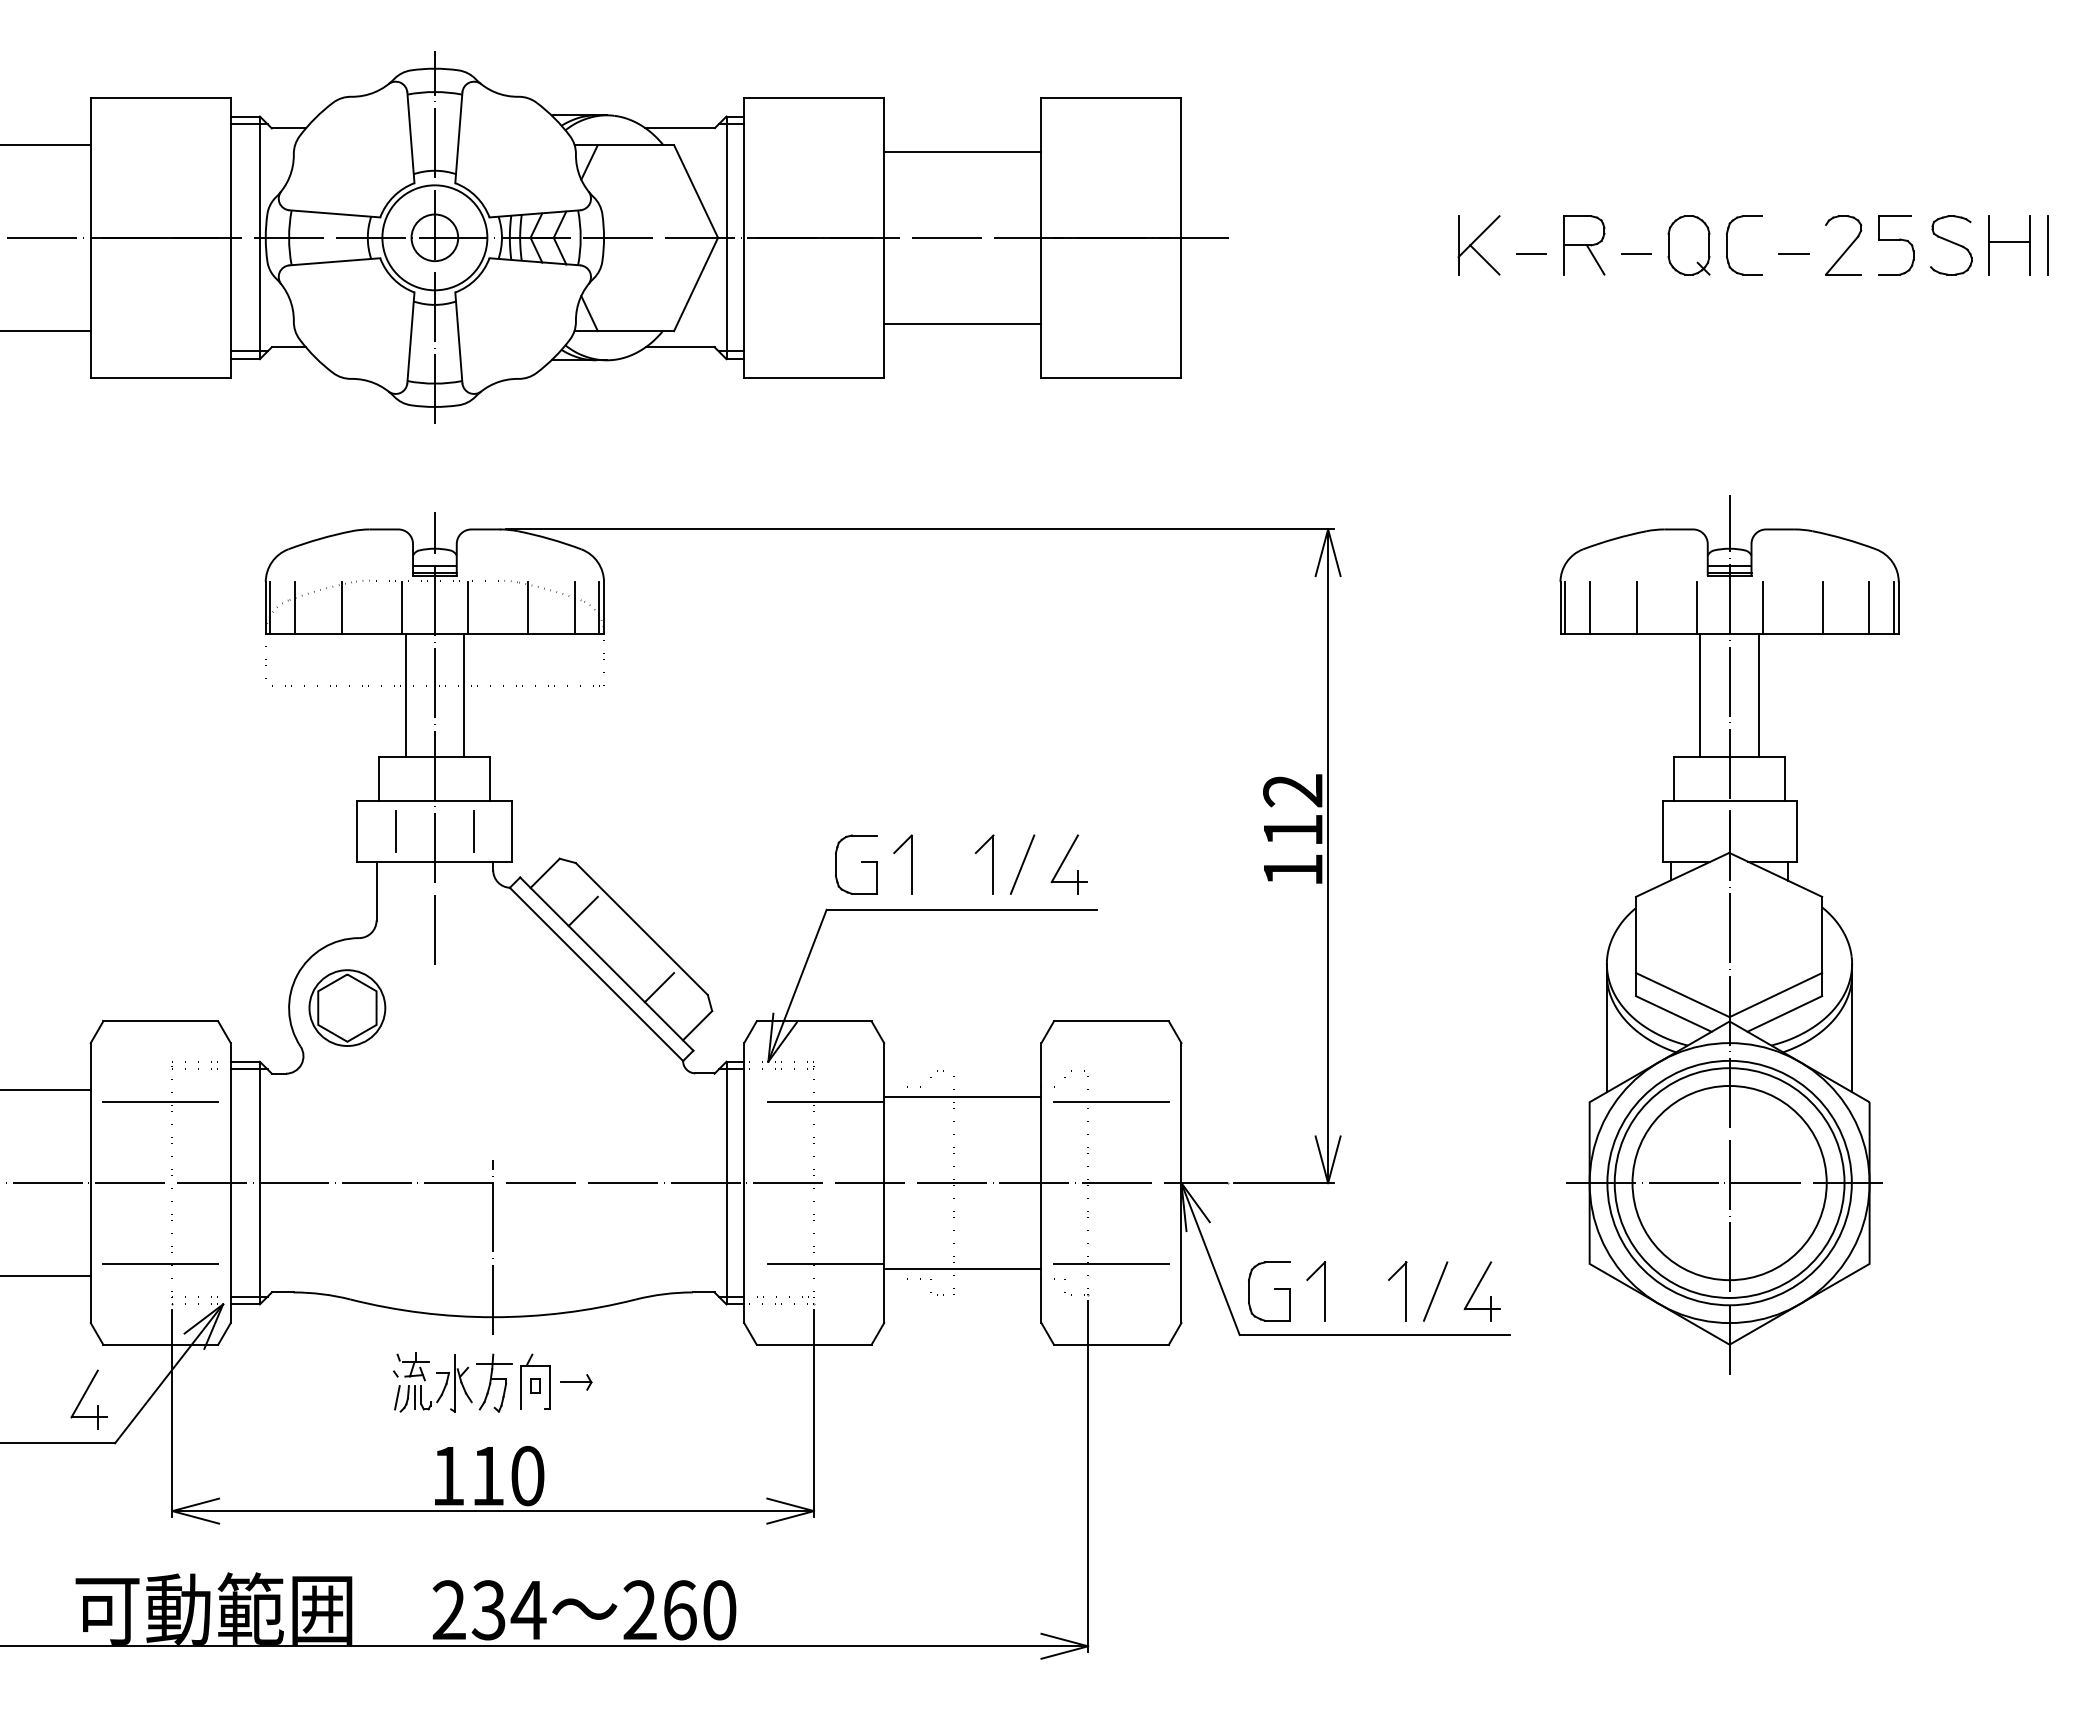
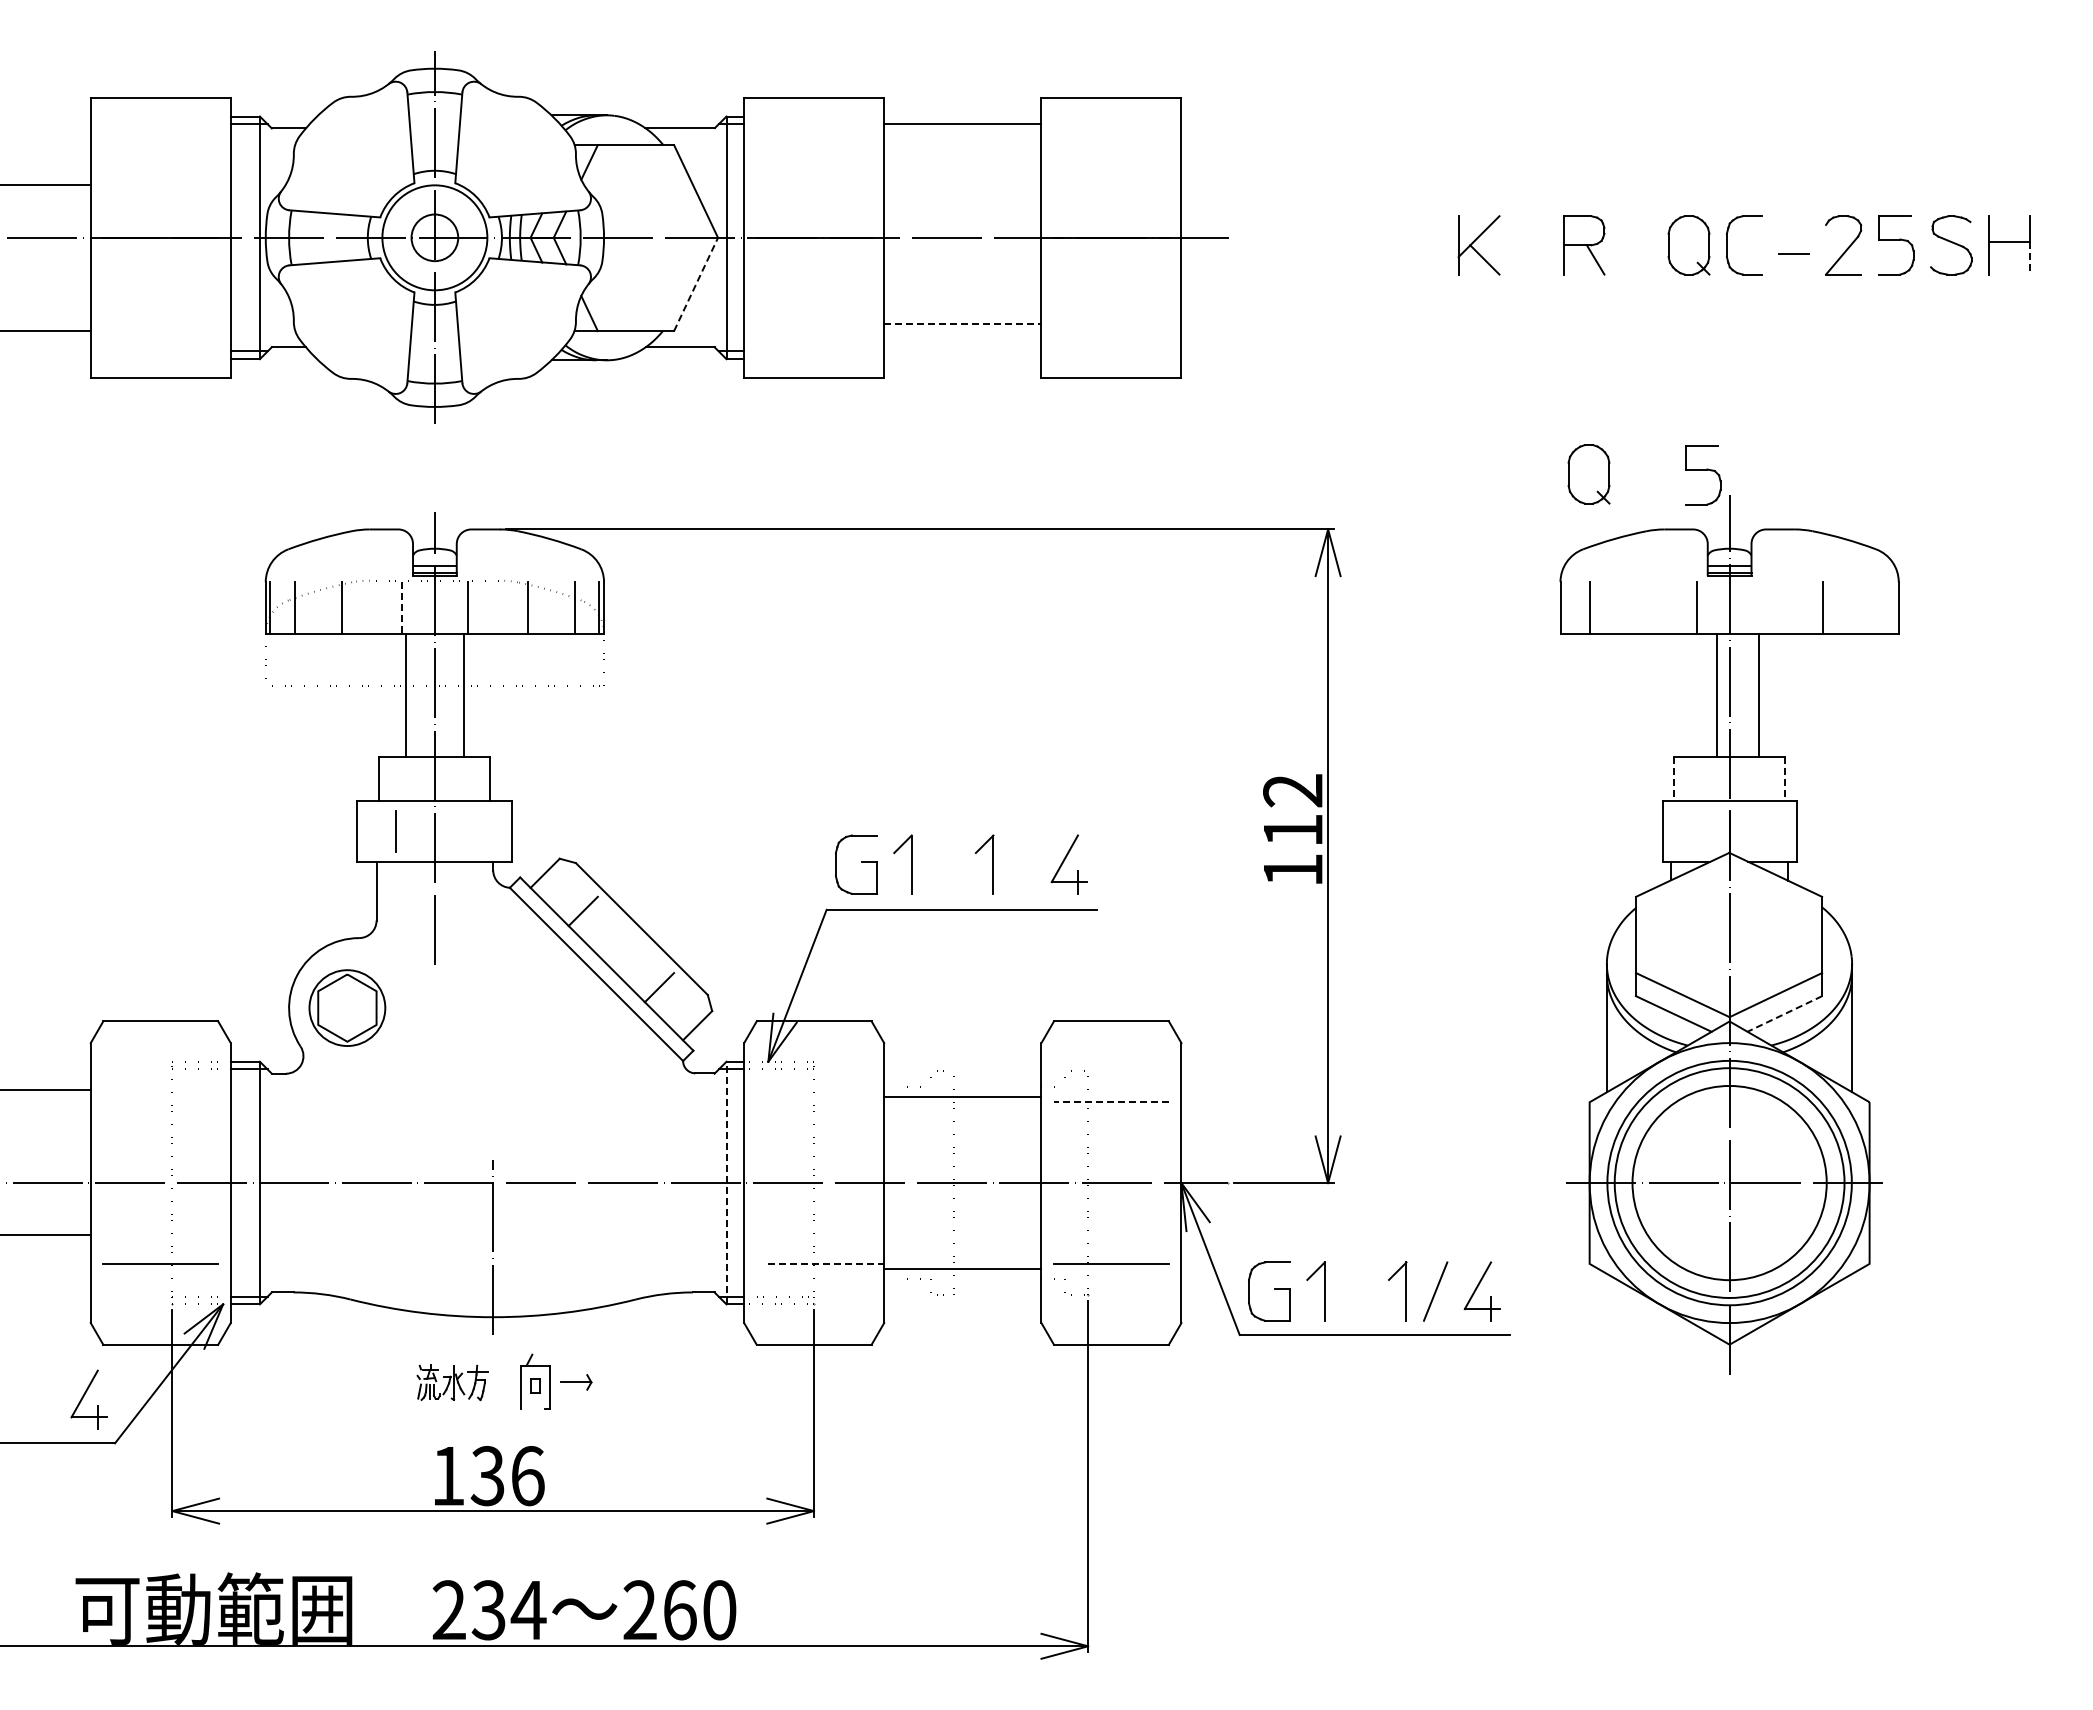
line position: (46, 144) -> (46, 184) (46, 184)
line position: (962, 151) -> (962, 123) (962, 123)
line: present -> none (2047, 245)
line: present -> none (1531, 253)
line: present -> none (1636, 253)
line: solid -> dashed (2030, 258)
line: solid -> dashed (696, 284)
line: solid -> dashed (962, 324)
part: none -> present (1588, 474)
part: none -> present (1703, 475)
line: solid -> dashed (401, 608)
line: present -> none (1565, 608)
line: present -> none (1636, 608)
line: present -> none (1762, 608)
line: present -> none (1869, 608)
line: present -> none (1894, 608)
line position: (1700, 695) -> (1717, 695) (1717, 695)
line: solid -> dashed (1674, 778)
line: solid -> dashed (1785, 778)
line: present -> none (473, 831)
line: present -> none (1022, 864)
line: solid -> dashed (1784, 1014)
line: present -> none (160, 1102)
line: present -> none (825, 1102)
line: solid -> dashed (1110, 1102)
line: solid -> dashed (726, 1182)
line: solid -> dashed (826, 1263)
line position: (46, 1276) -> (46, 1235) (46, 1235)
part size: 120x61 px -> 73x38 px (452, 1382)
text: 110 -> 136 (507, 1476)
